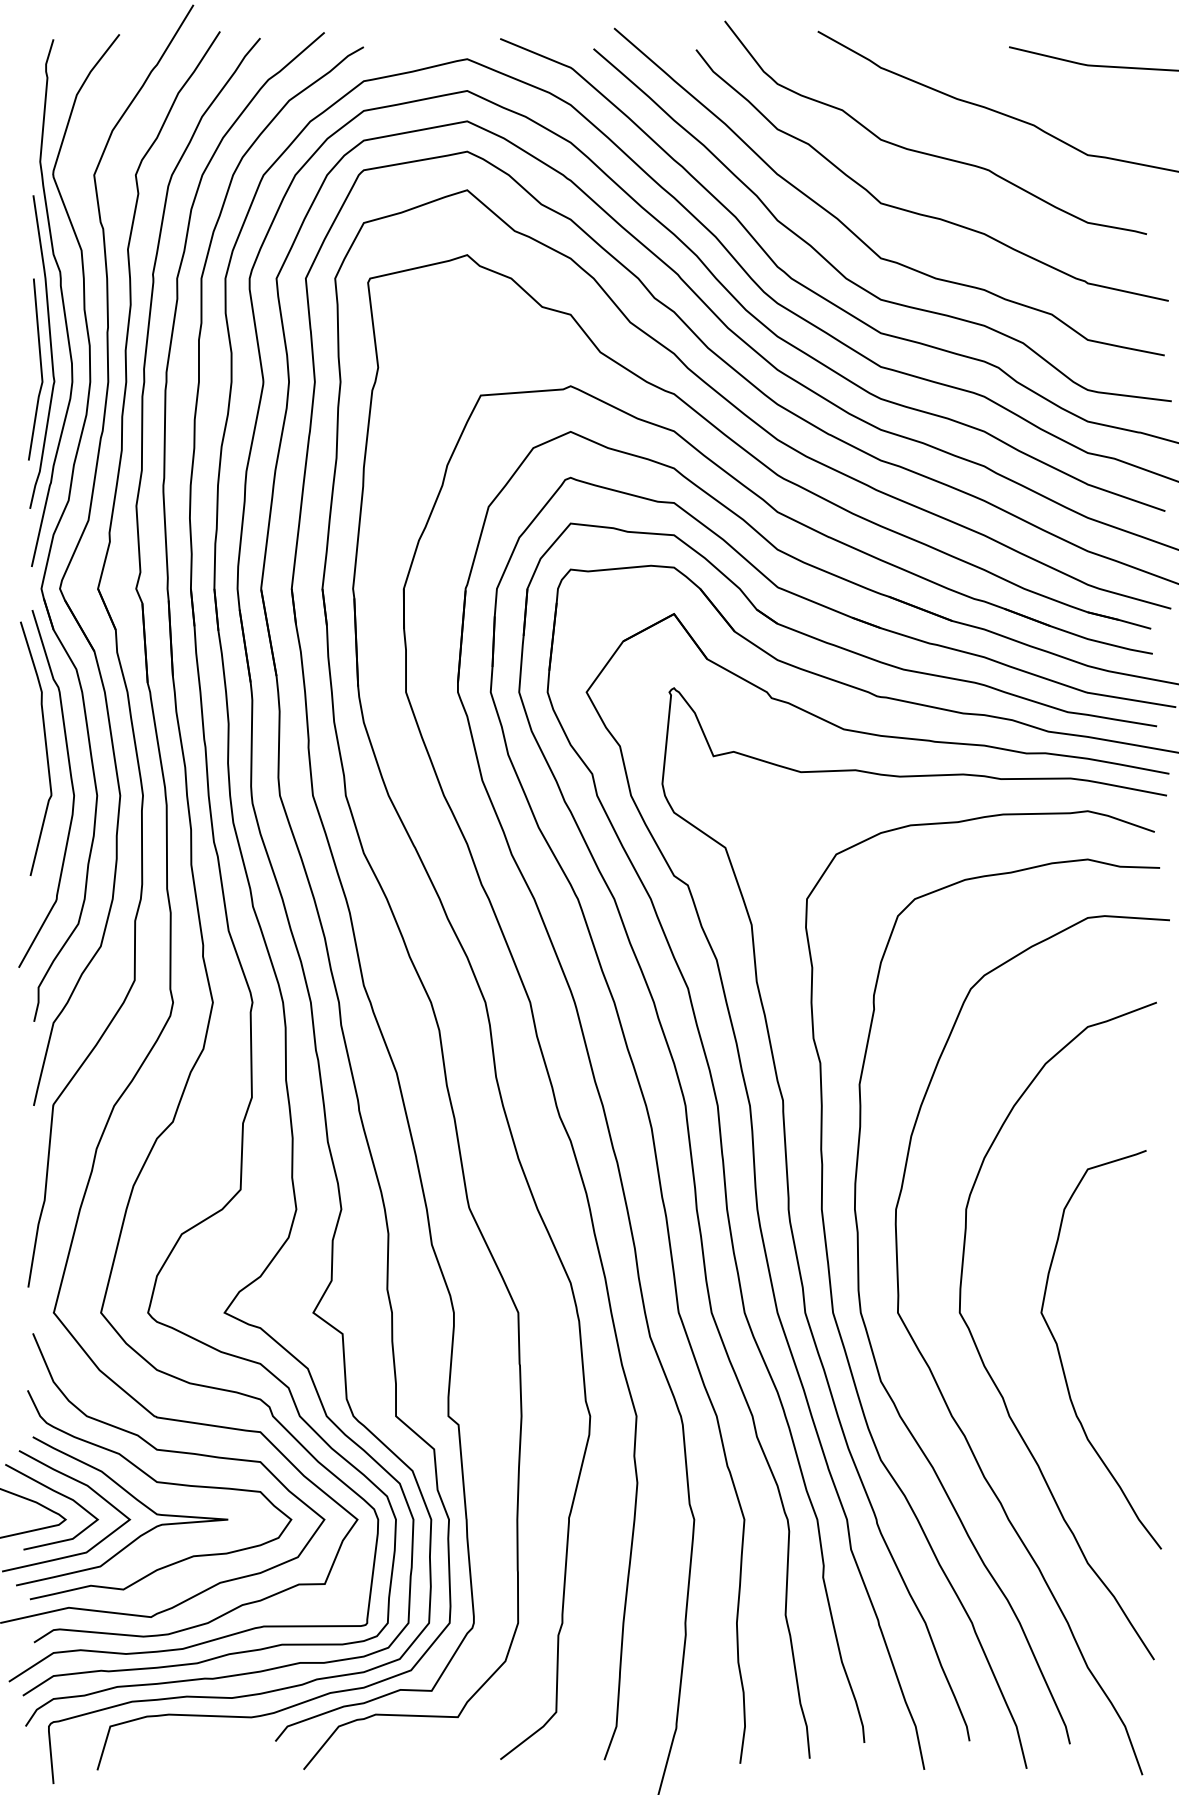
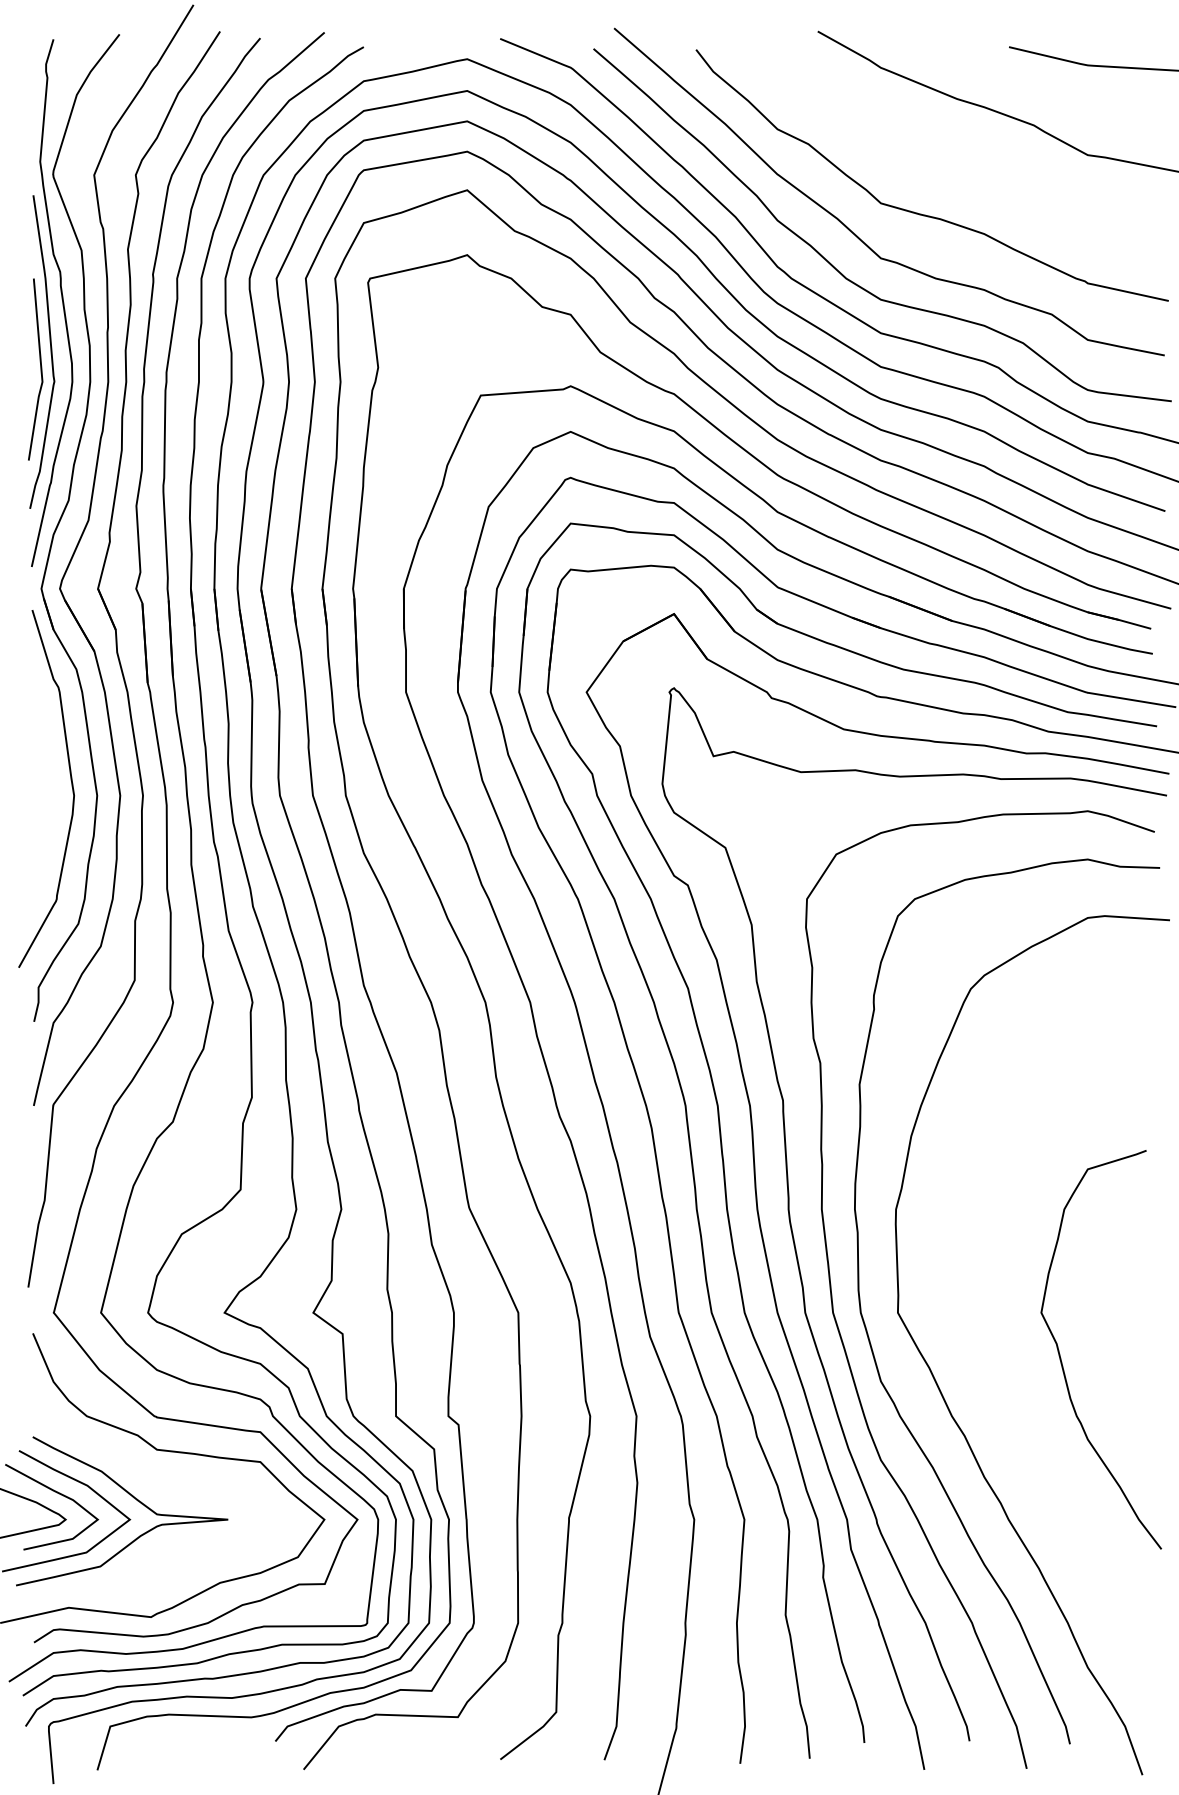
curve: present -> none (929, 153)
curve: present -> none (45, 748)
curve: present -> none (989, 1372)
curve: present -> none (159, 1483)
